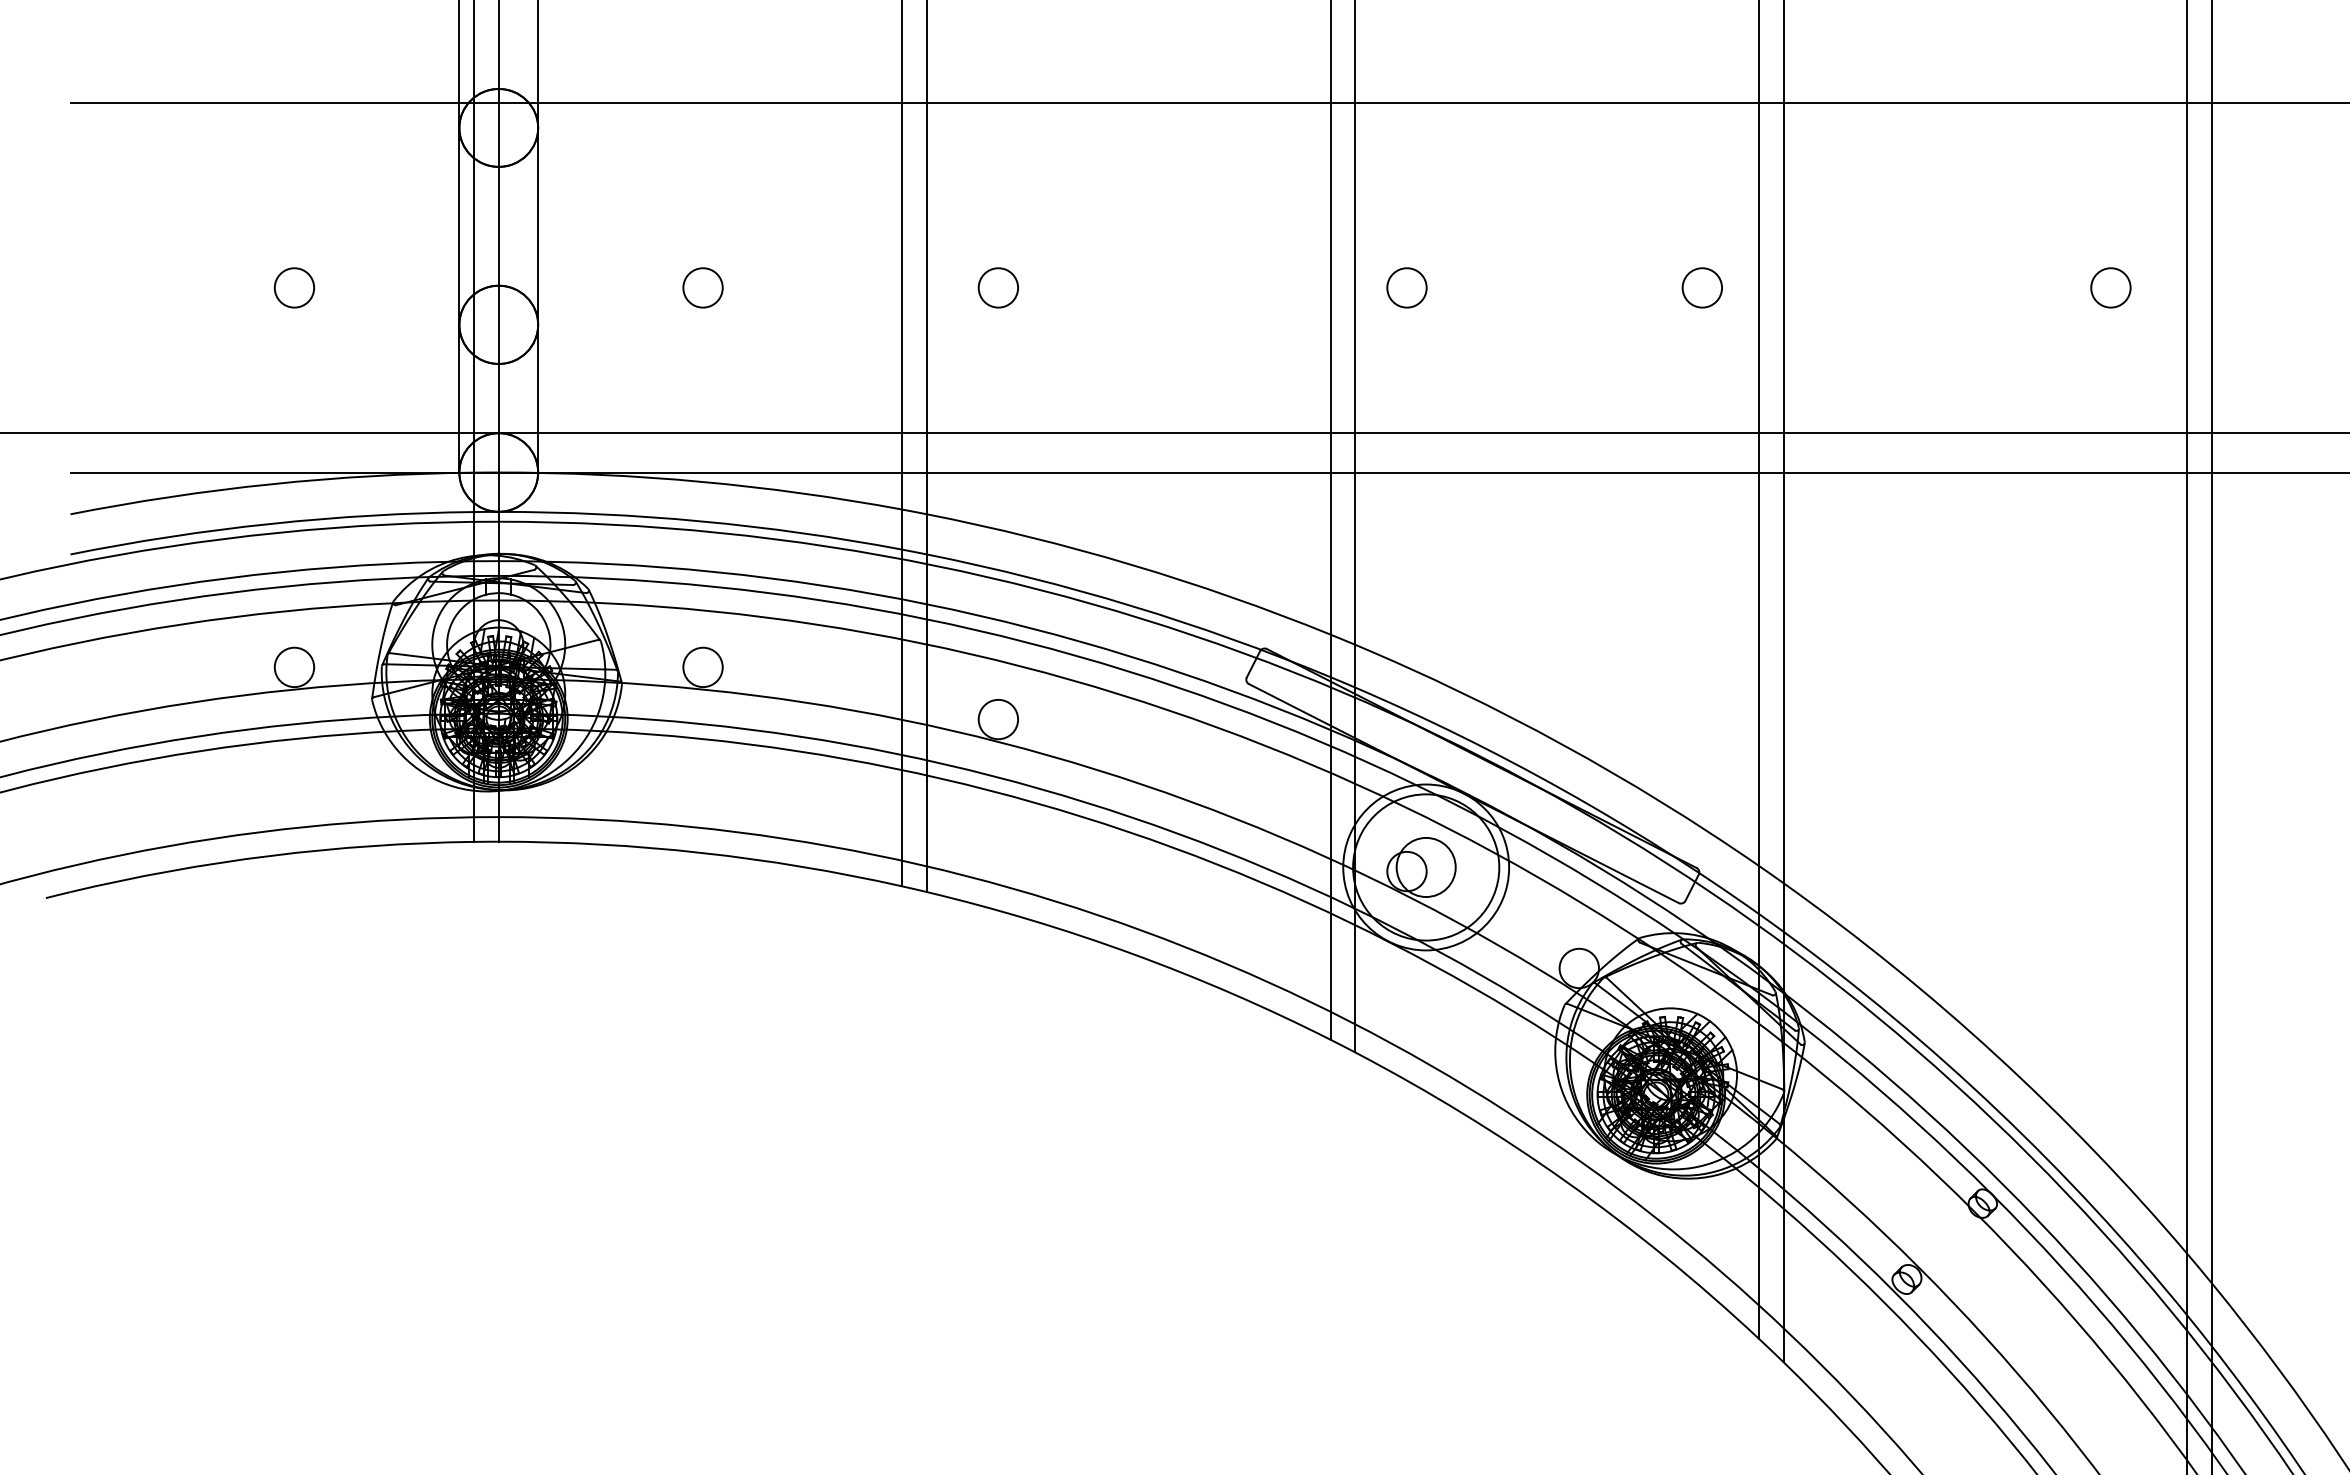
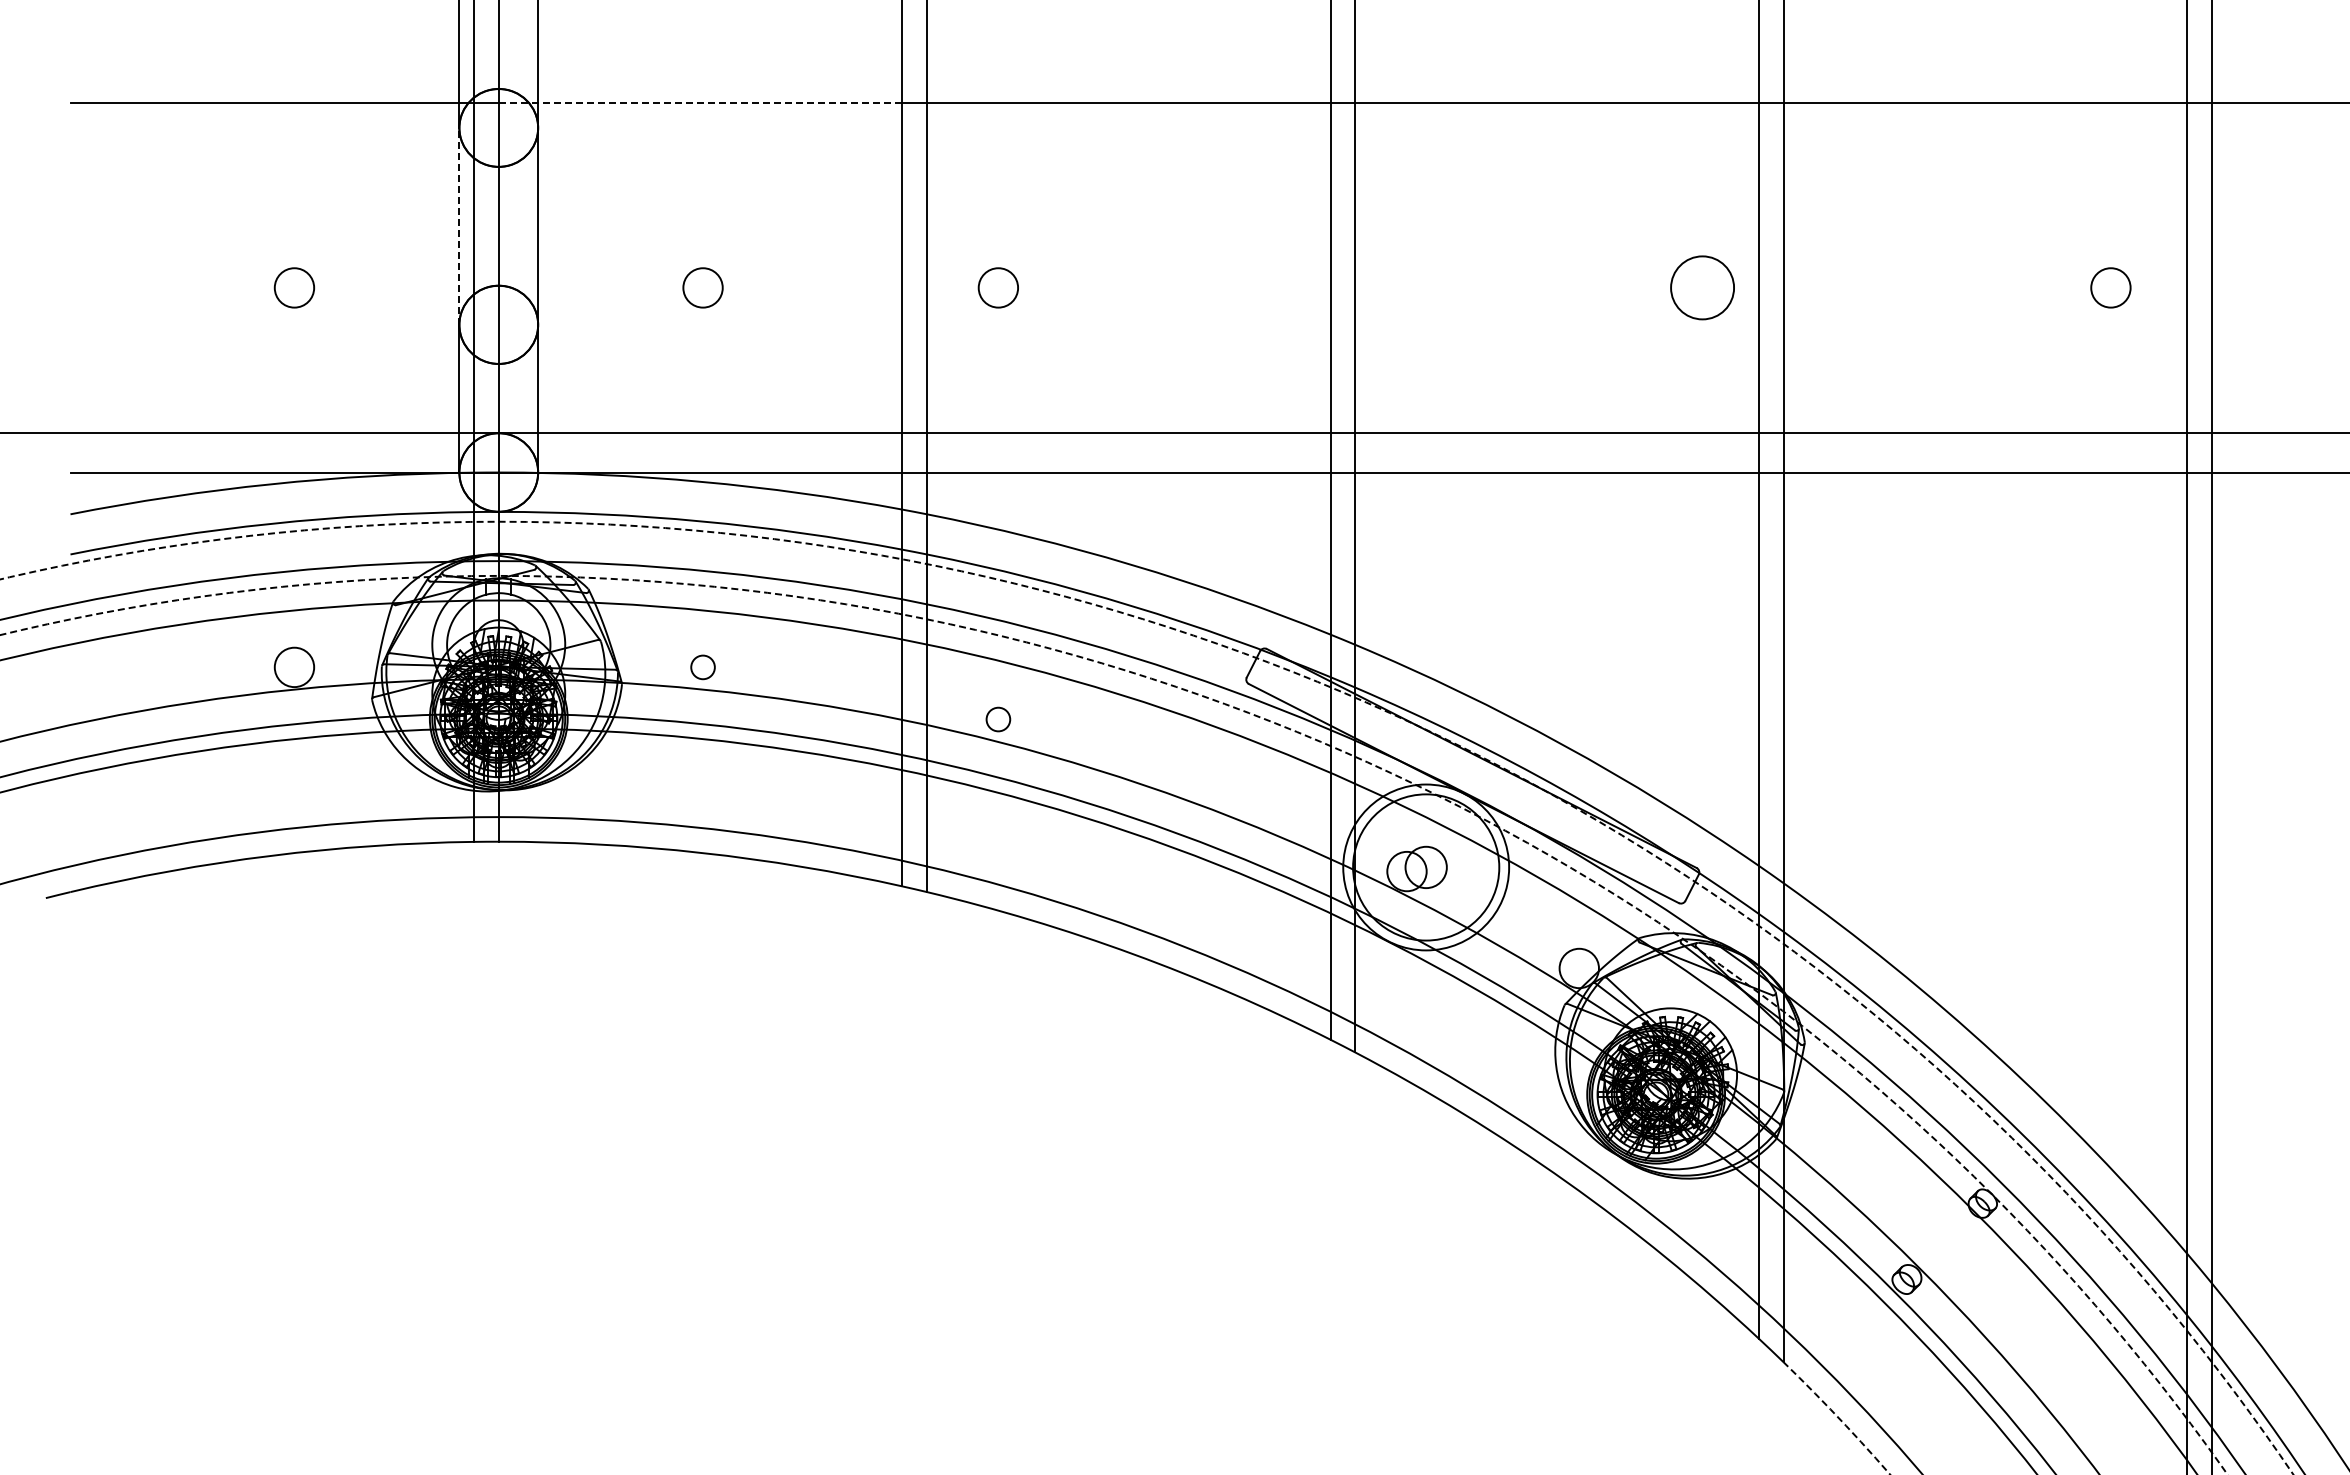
line: solid -> dashed (700, 103)
line: solid -> dashed (459, 225)
circle: present -> none (1406, 287)
circle size: 42x42 px -> 65x66 px (1702, 287)
circle diameter: 39 px -> 24 px (702, 667)
circle diameter: 39 px -> 24 px (998, 719)
circle diameter: 59 px -> 41 px (1425, 867)
circle: solid -> dashed (1146, 997)
circle: solid -> dashed (1113, 1024)
arc: solid -> dashed (1838, 1417)
